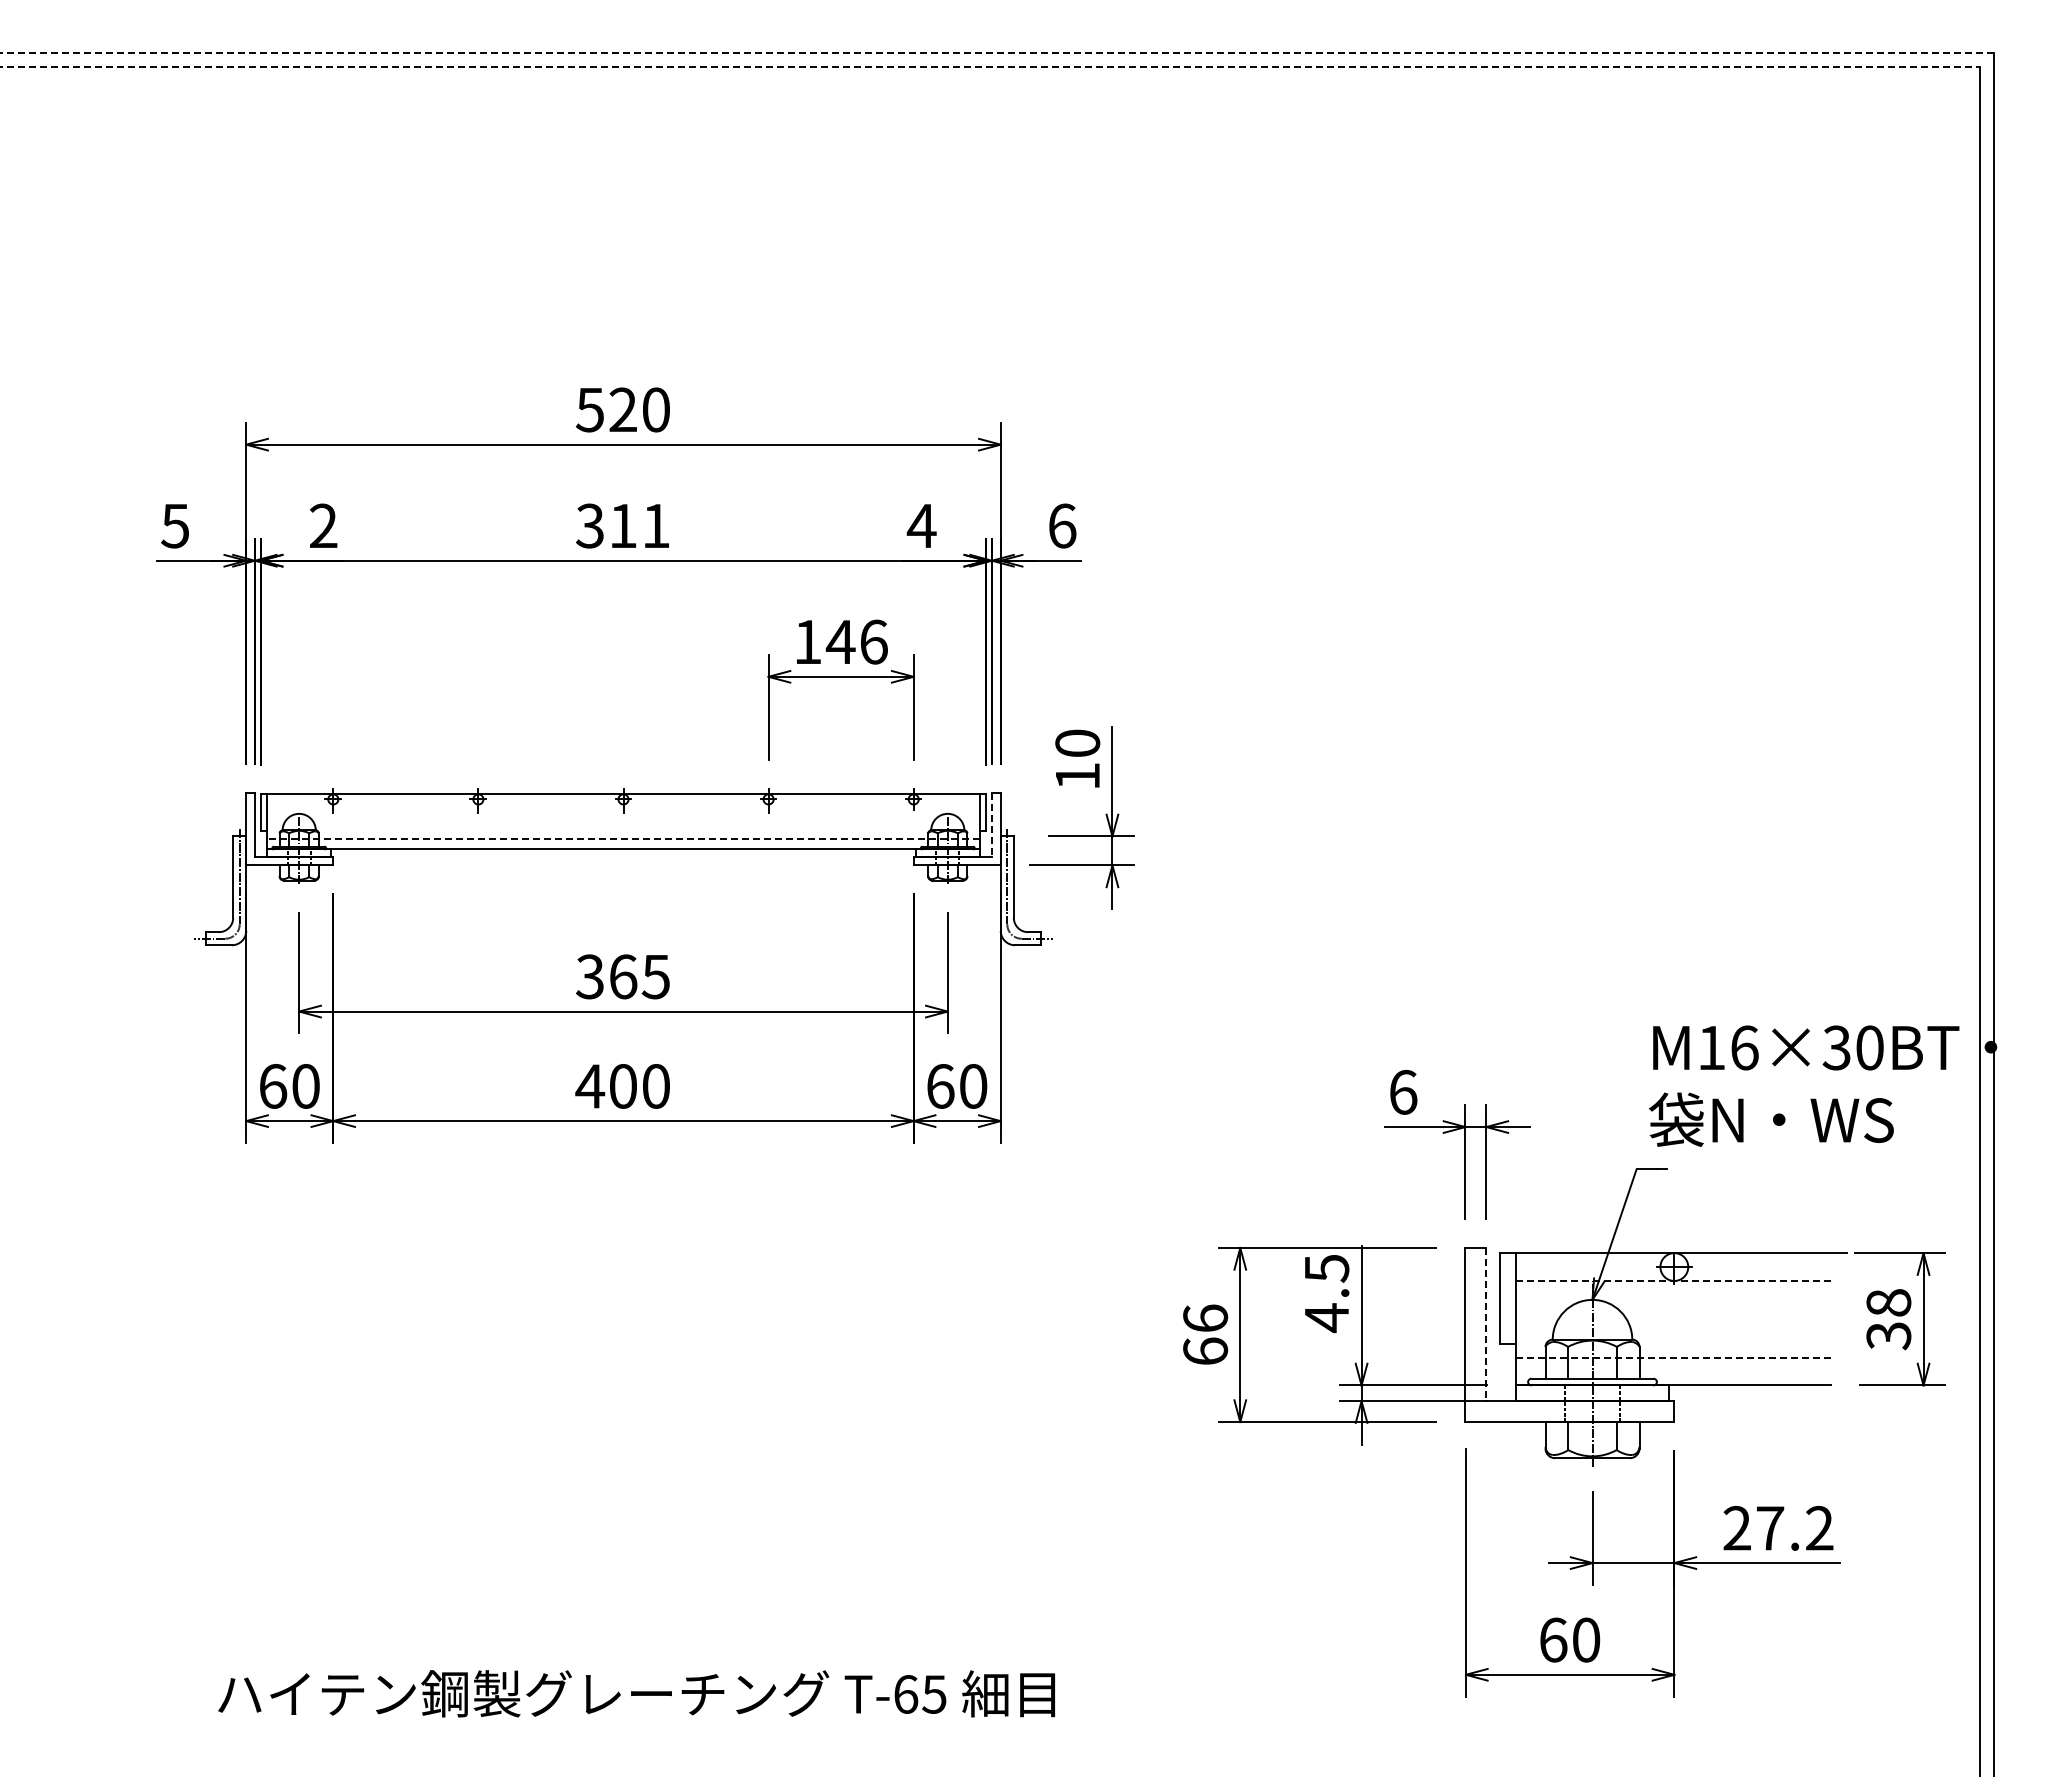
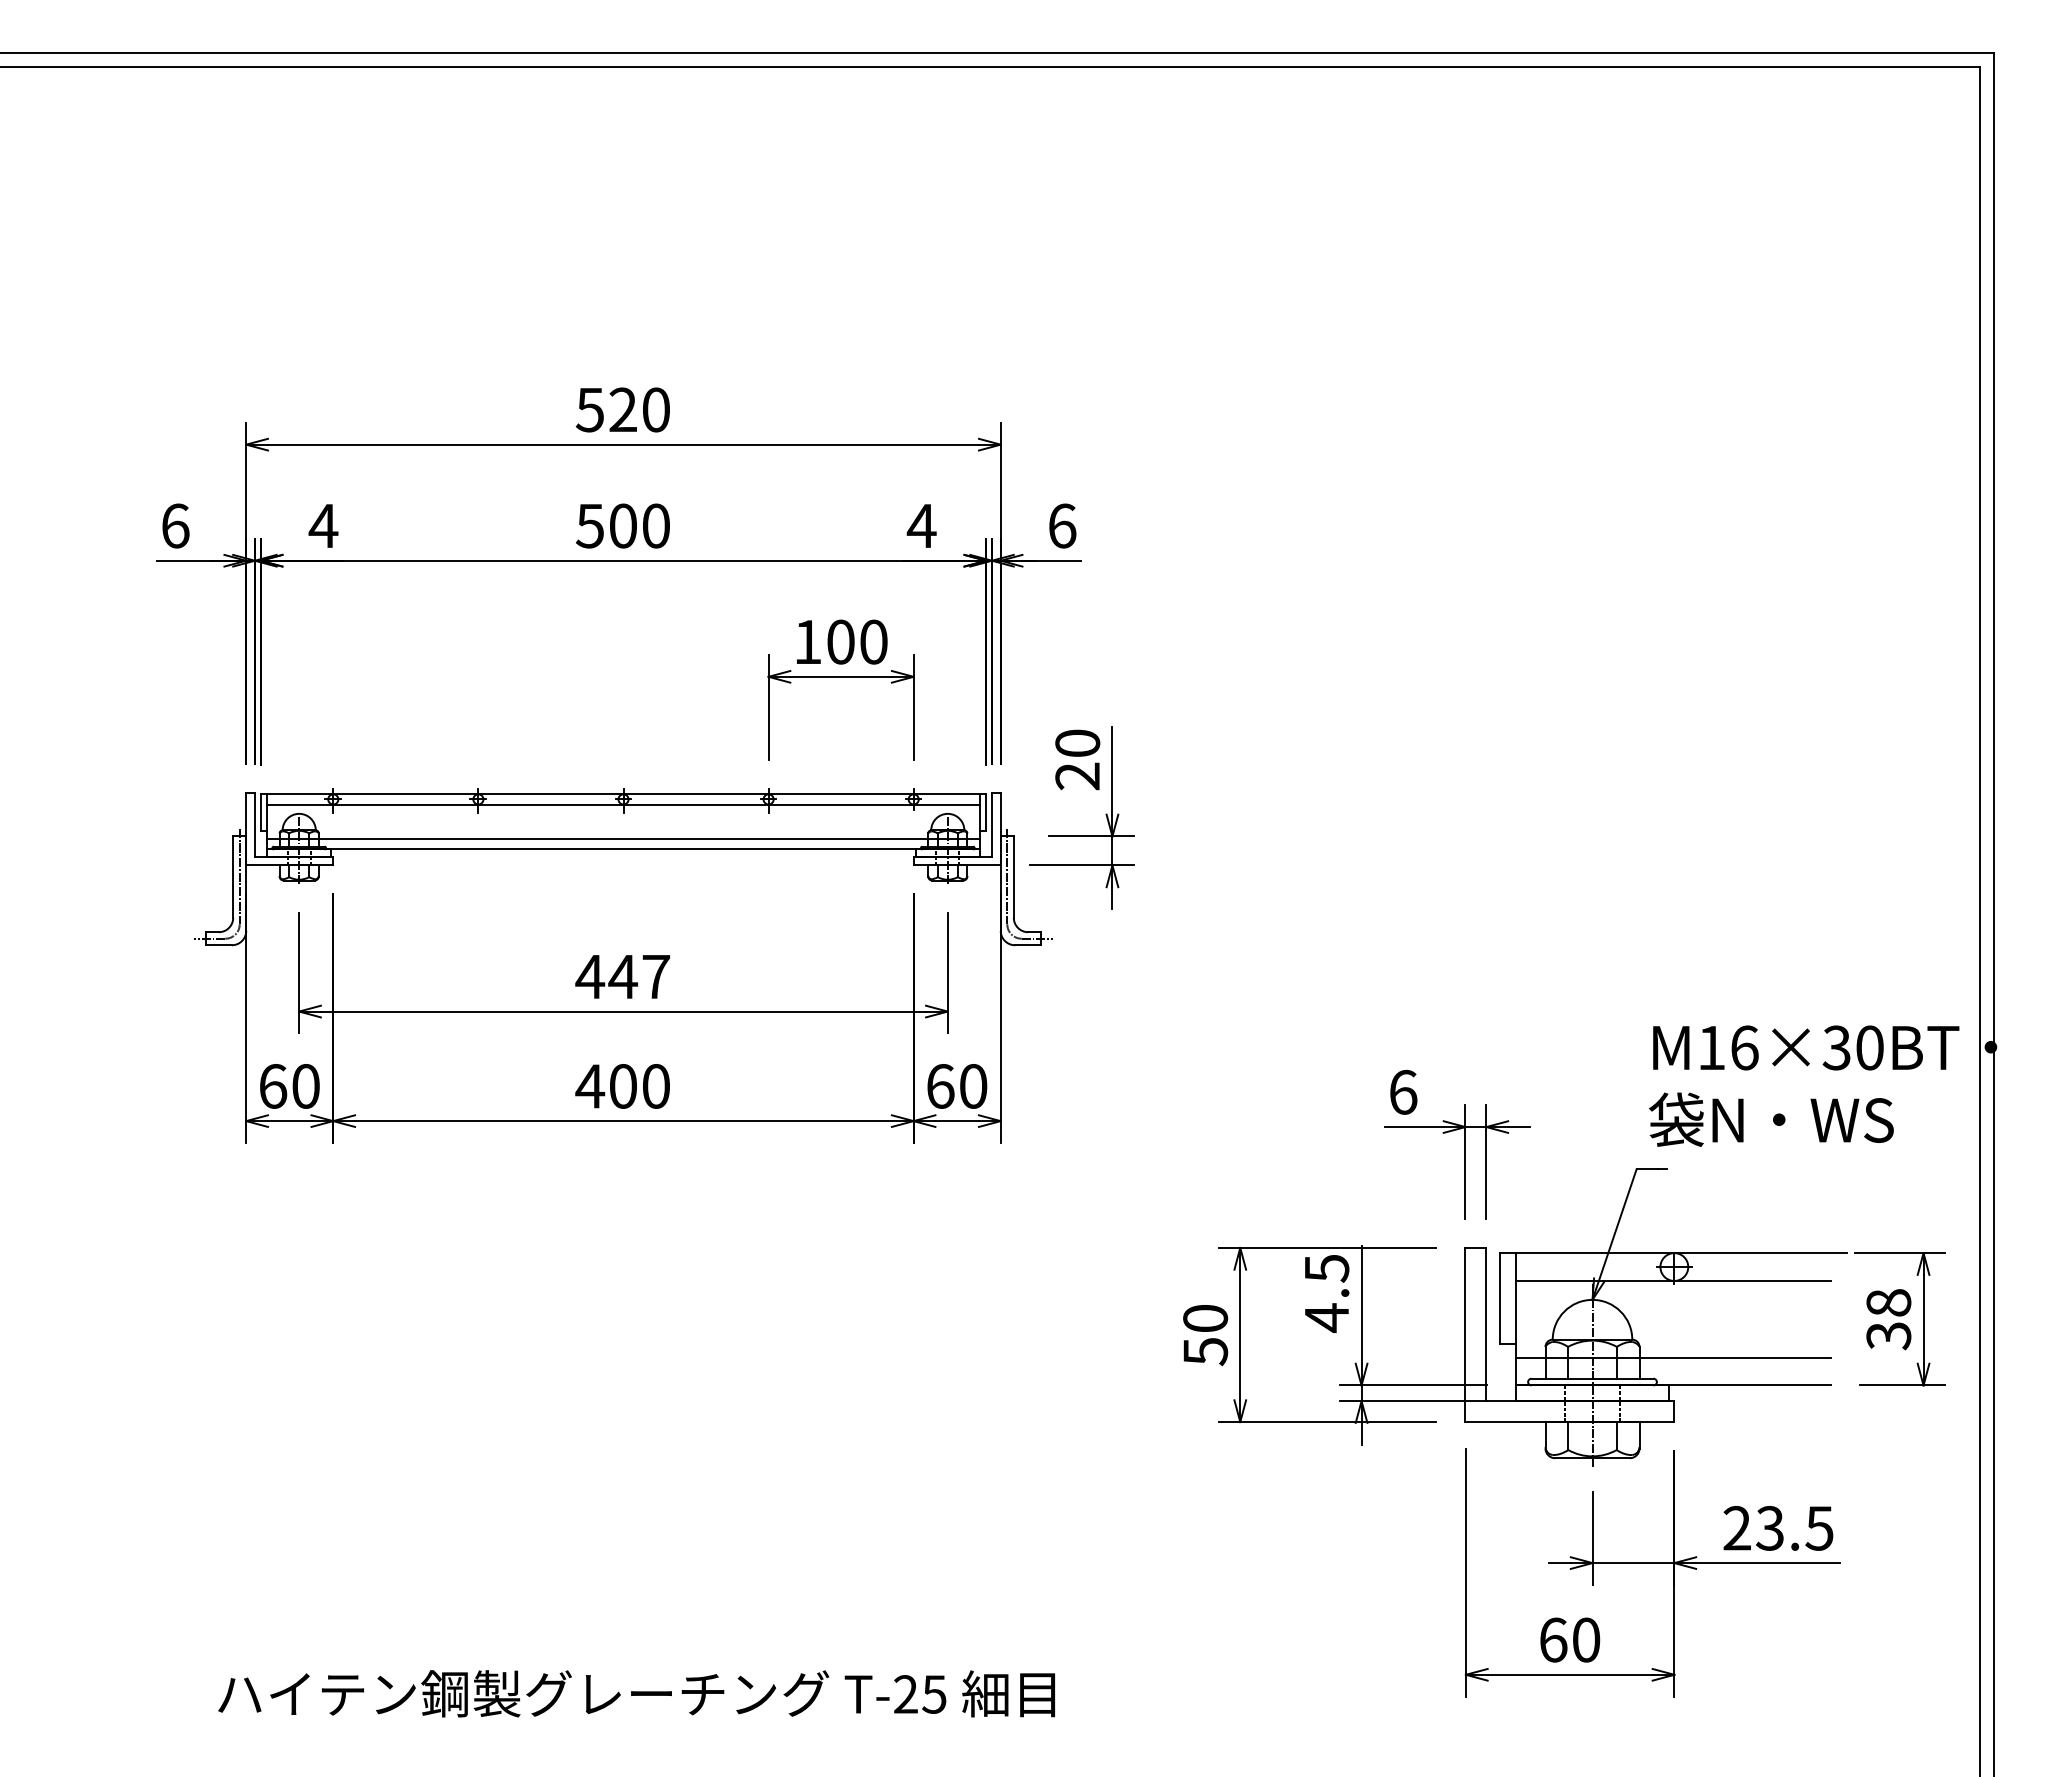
line: dashed -> solid (996, 53)
line: dashed -> solid (990, 67)
text: 5 -> 6 (175, 525)
text: 2 -> 4 (323, 525)
text: 311 -> 500 (622, 525)
text: 146 -> 100 (856, 641)
text: 10 -> 20 (1077, 776)
line: none -> present (623, 804)
line: dashed -> solid (992, 824)
line: dashed -> solid (623, 839)
text: 365 -> 447 (622, 976)
line: dashed -> solid (1673, 1280)
line: dashed -> solid (1486, 1324)
text: 66 -> 50 (1205, 1335)
line: dashed -> solid (1673, 1357)
text: 27.2 -> 23.5 (1794, 1527)
text: T-65 -> T-25 (906, 1694)
